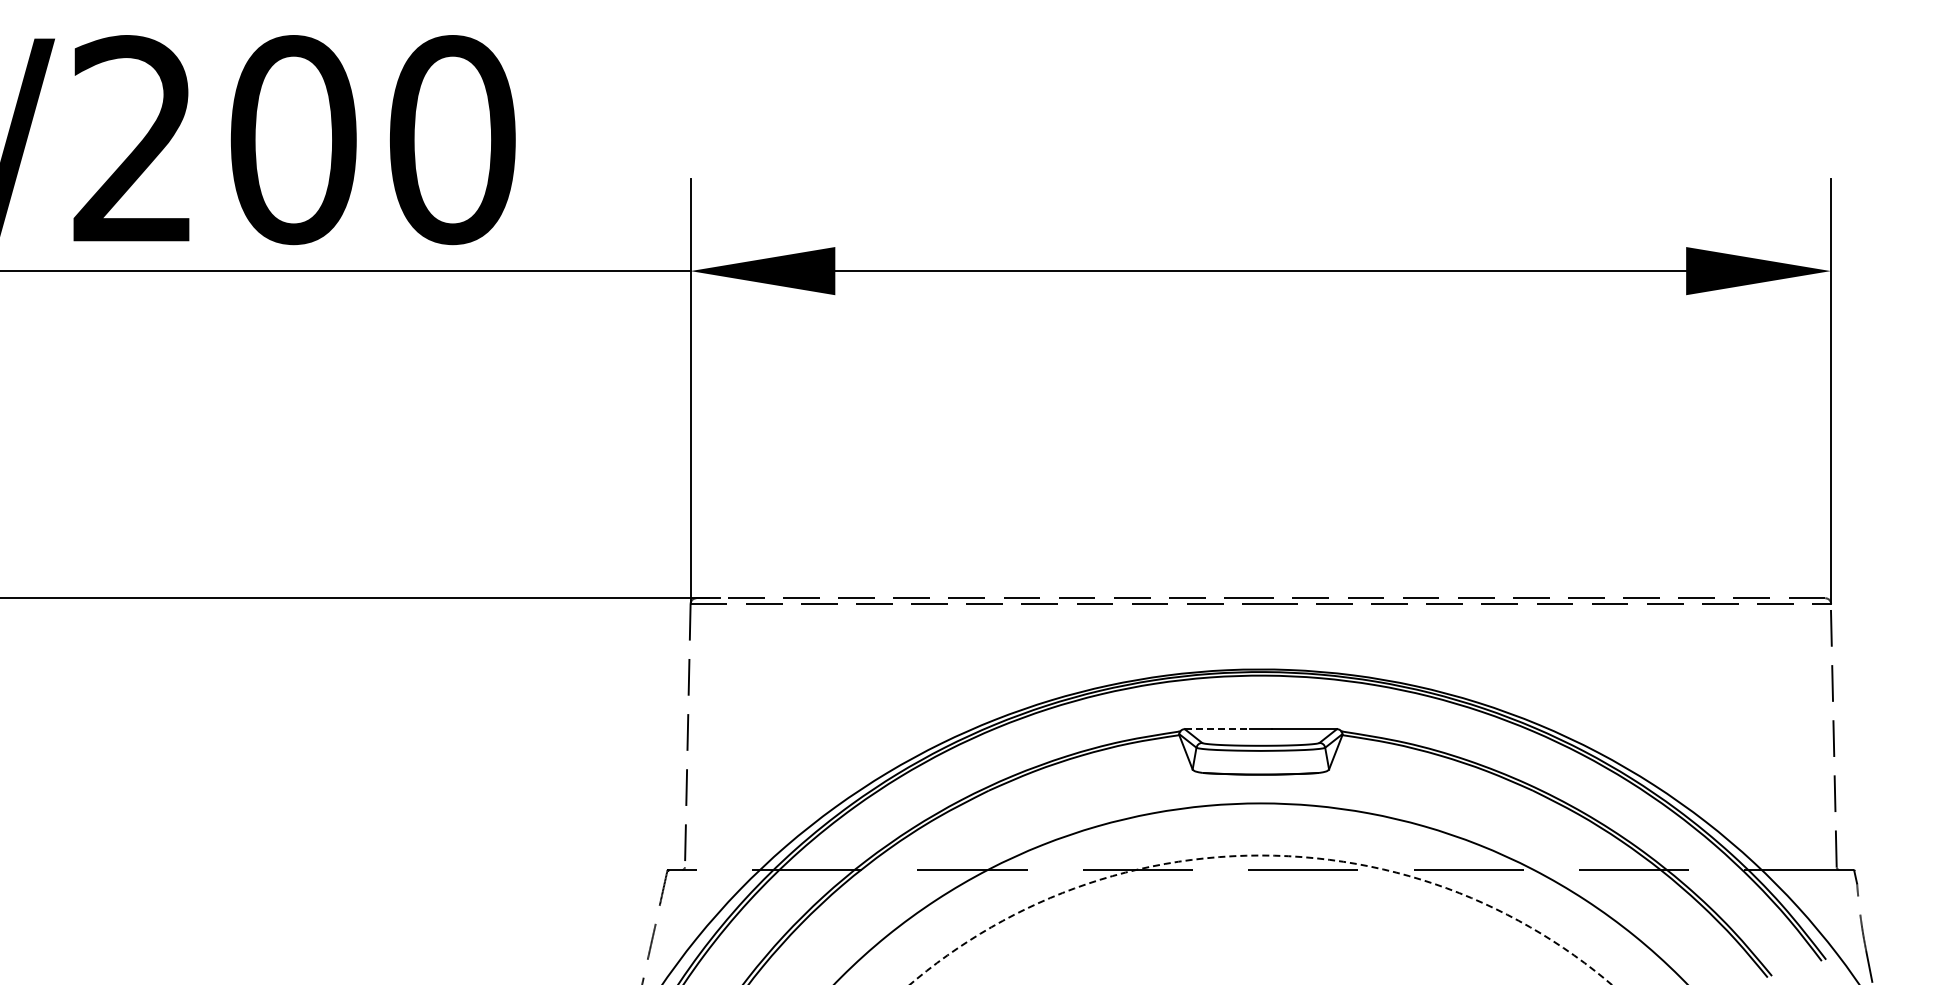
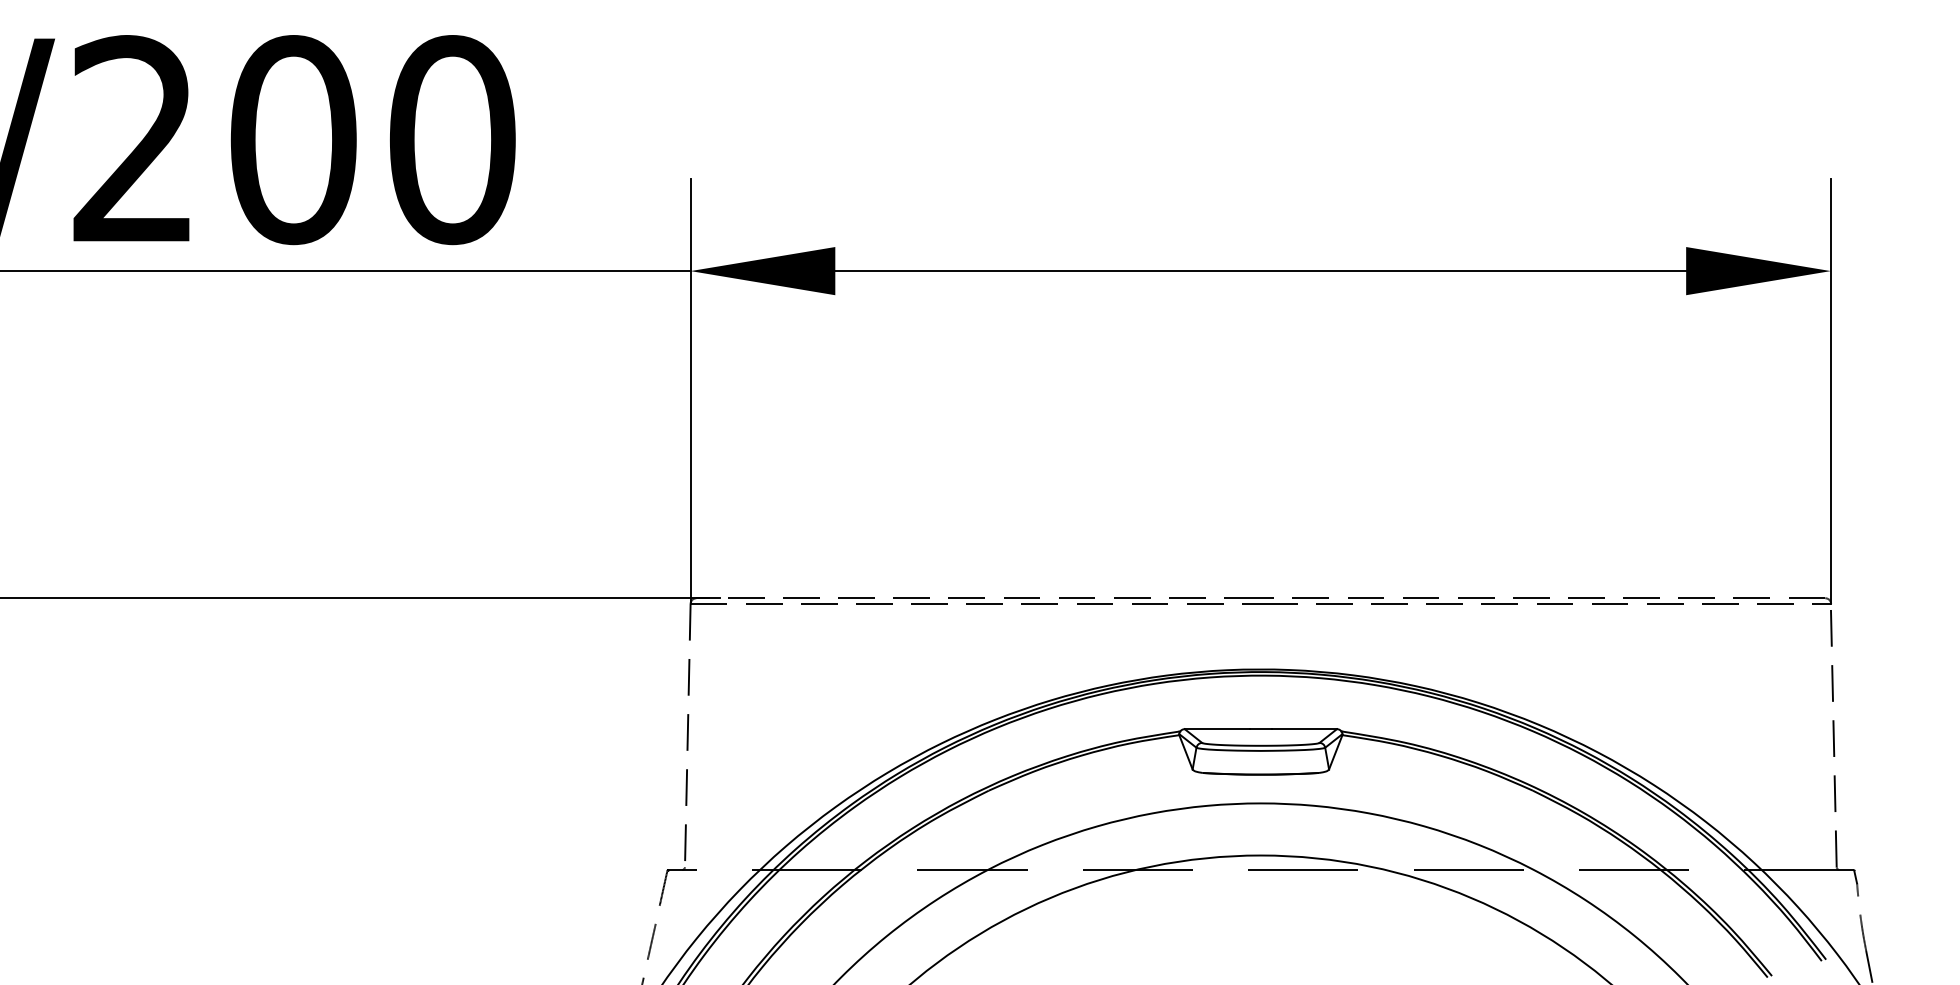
line: dashed -> solid (1217, 729)
circle: dashed -> solid (1260, 919)
